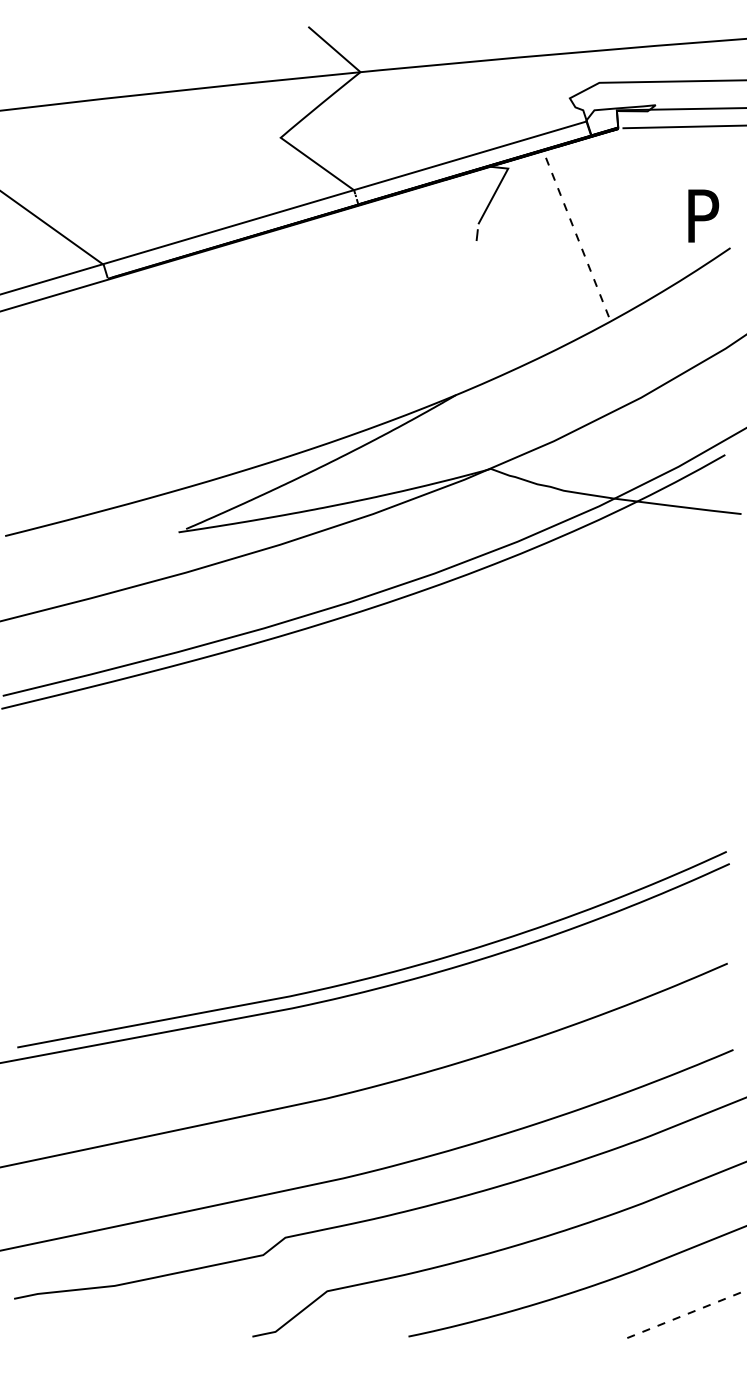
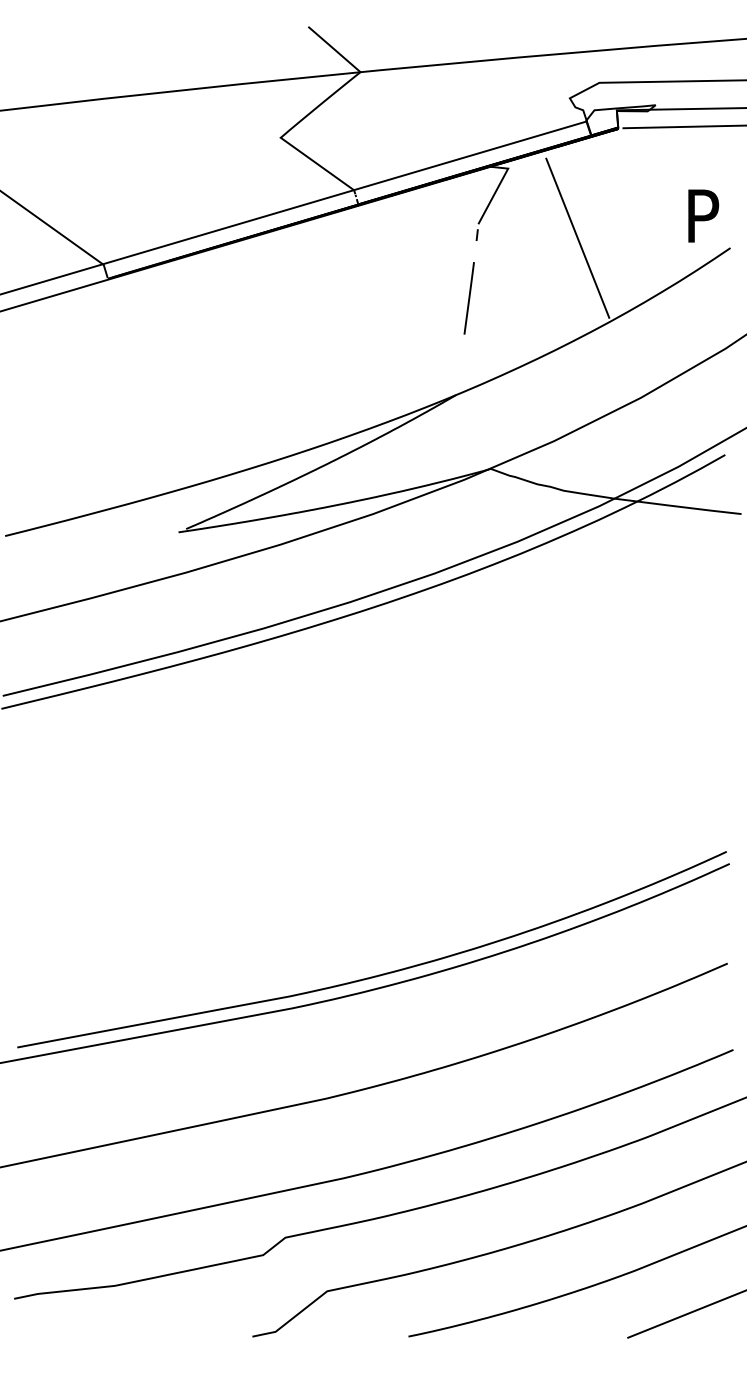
line: dashed -> solid (577, 238)
line: none -> present (468, 298)
line: dashed -> solid (687, 1314)
